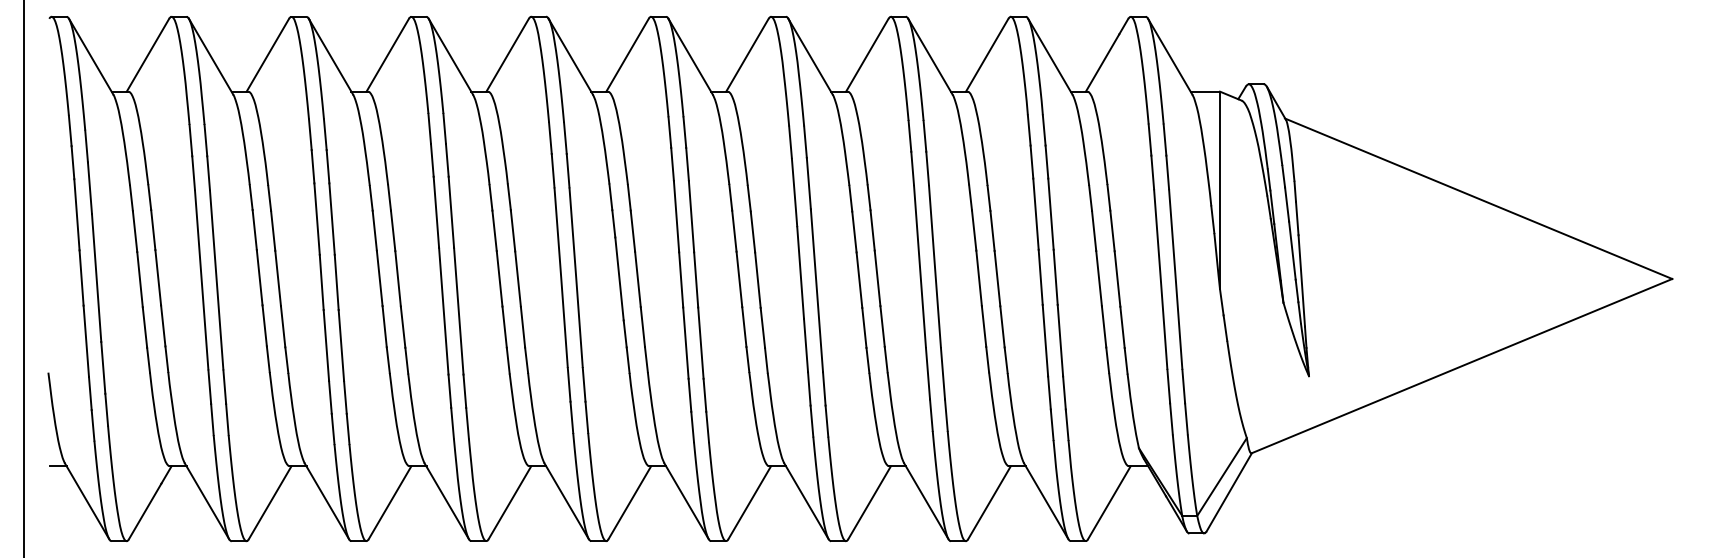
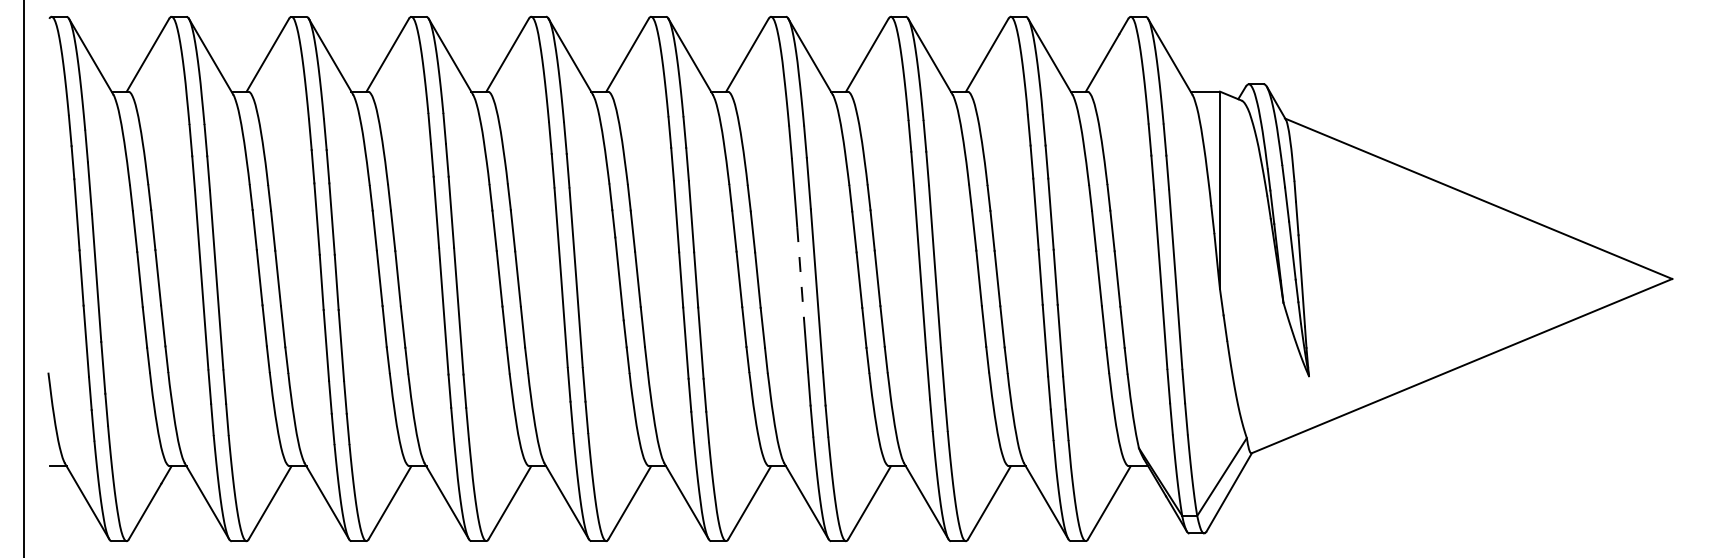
line: solid -> dashed (800, 273)
